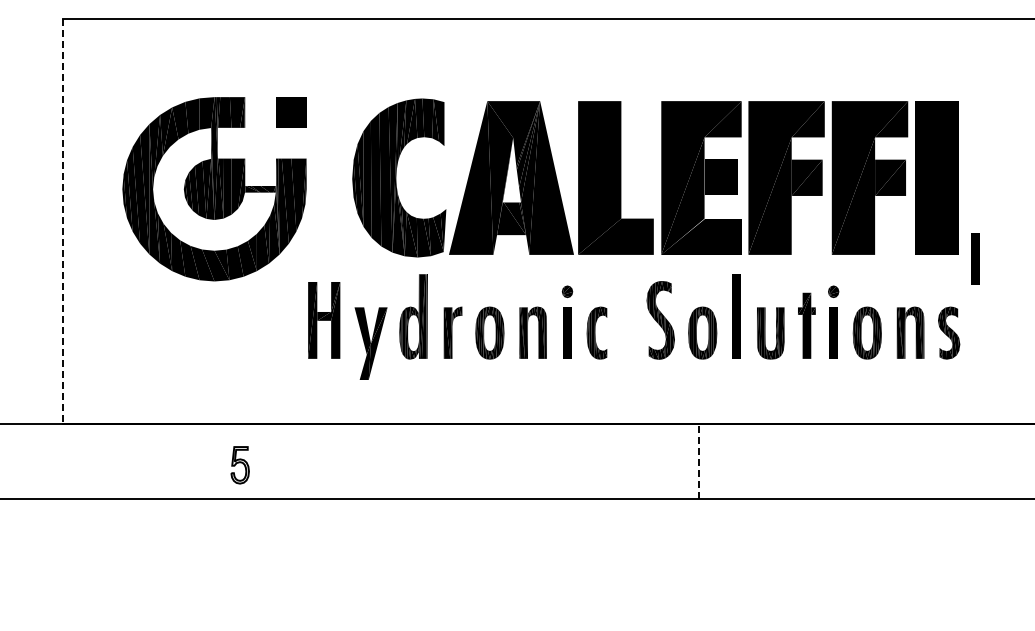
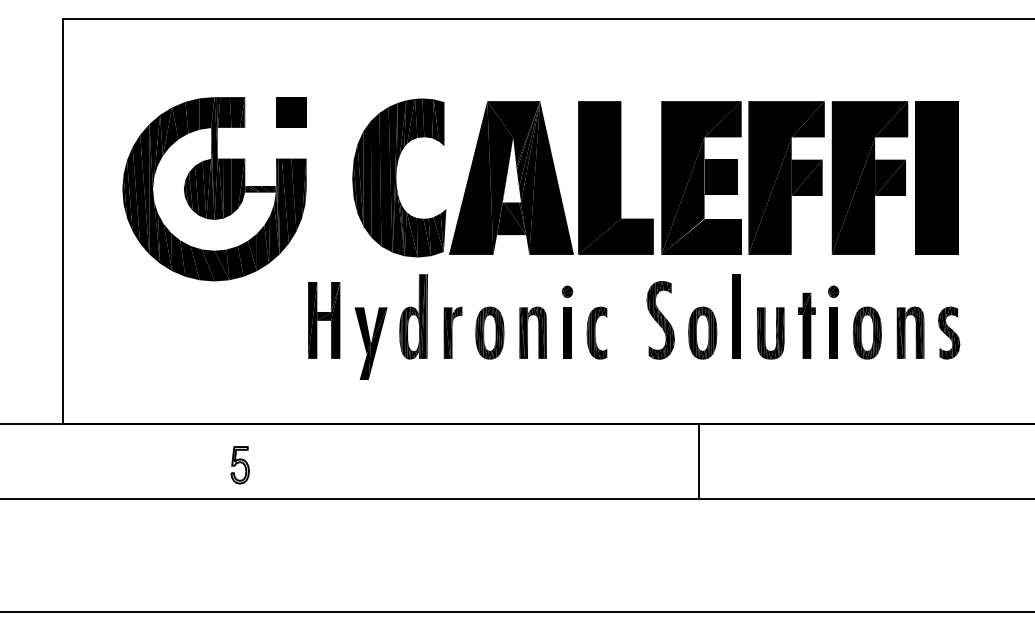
line: dashed -> solid (63, 221)
part: present -> none (975, 258)
line: dashed -> solid (698, 461)
line: none -> present (516, 612)
